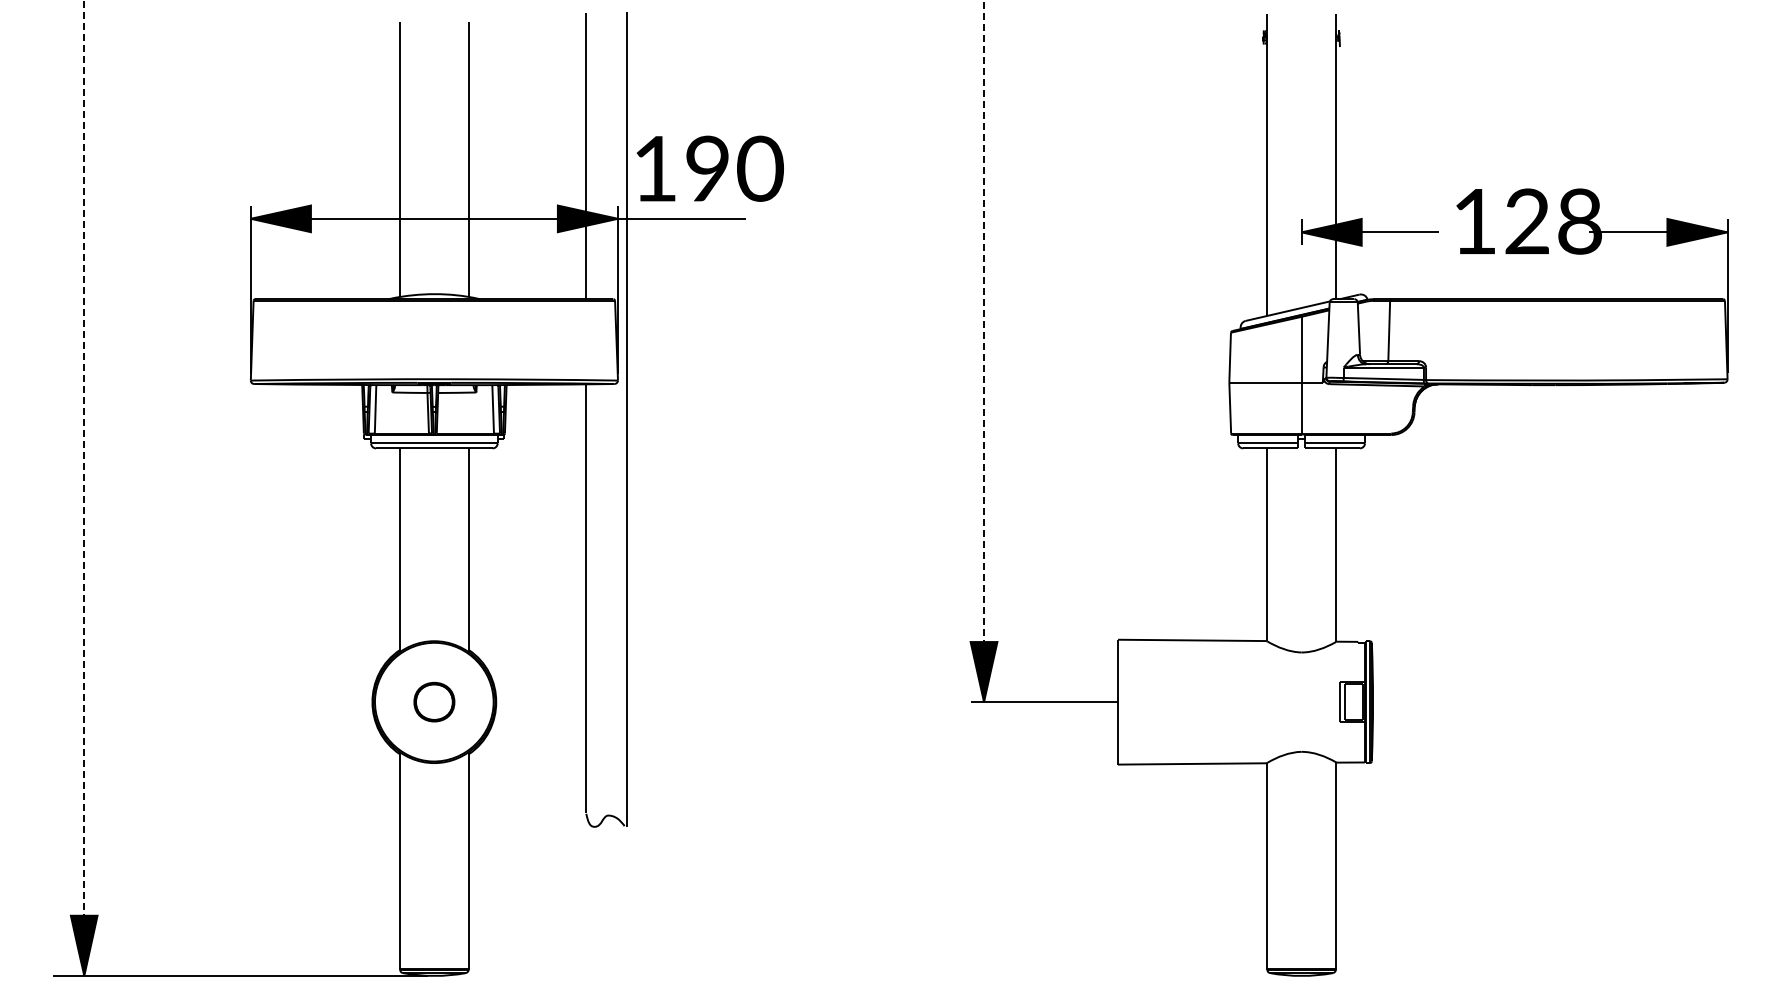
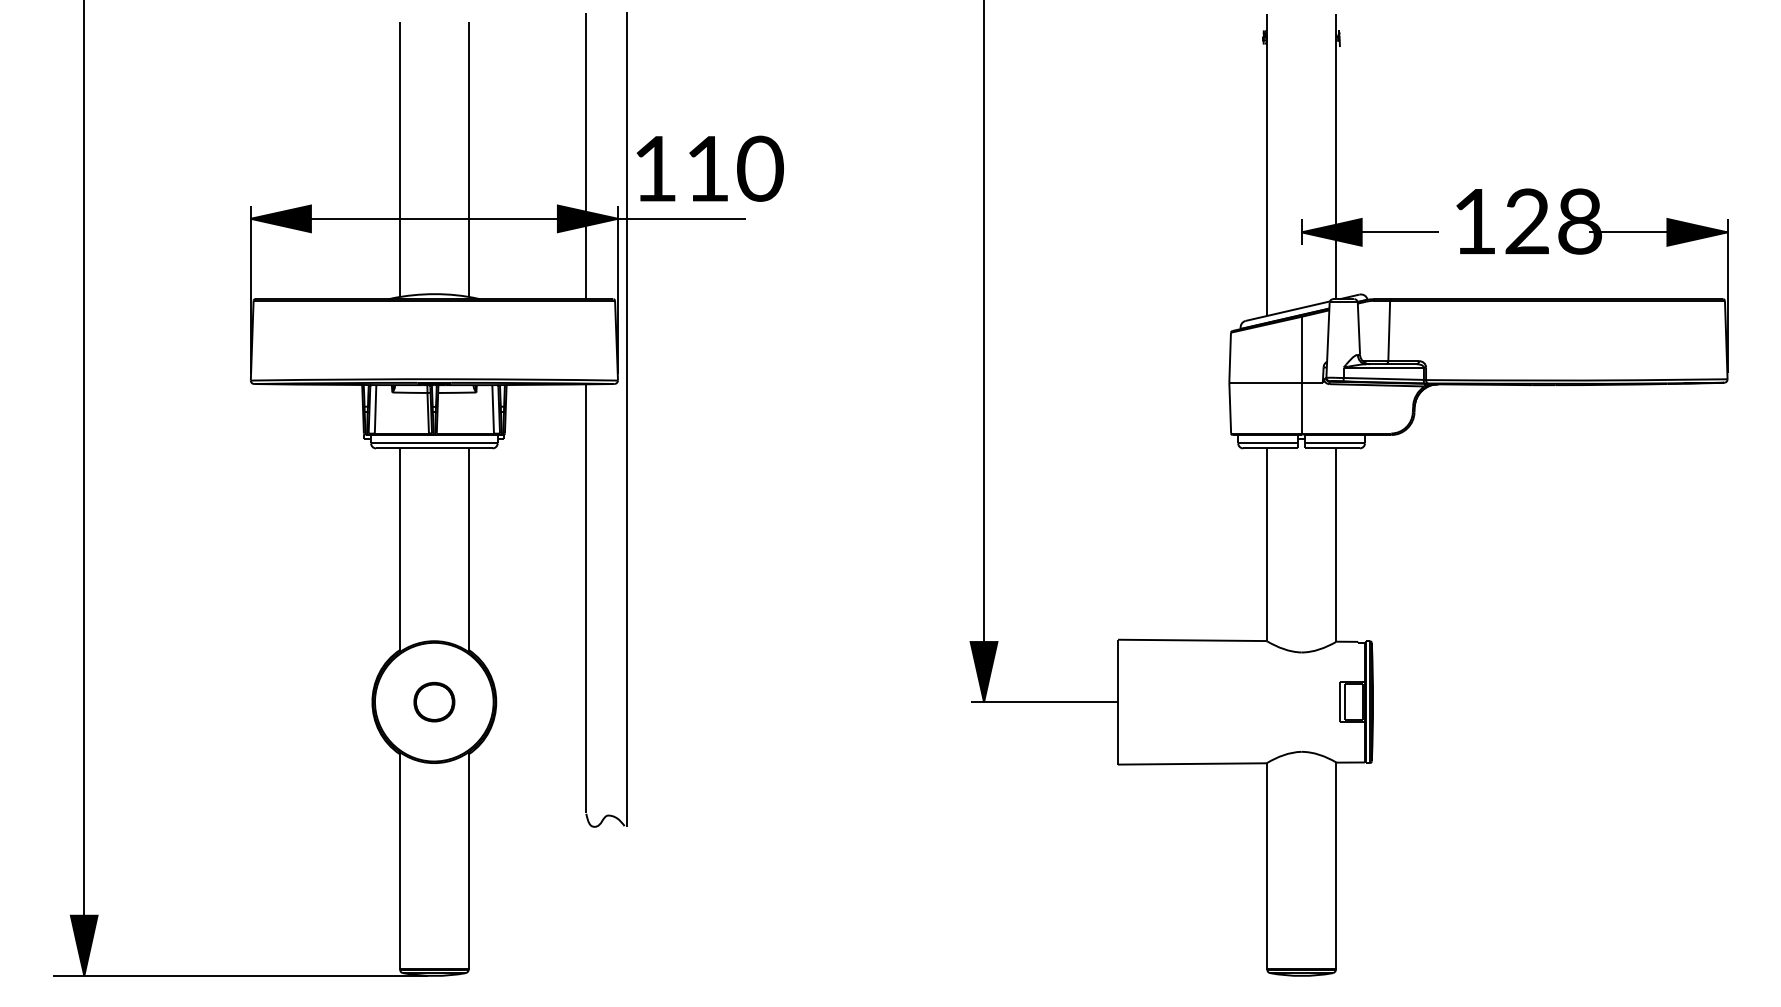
text: 190 -> 110 (707, 168)
line: dashed -> solid (984, 351)
line: dashed -> solid (84, 488)
